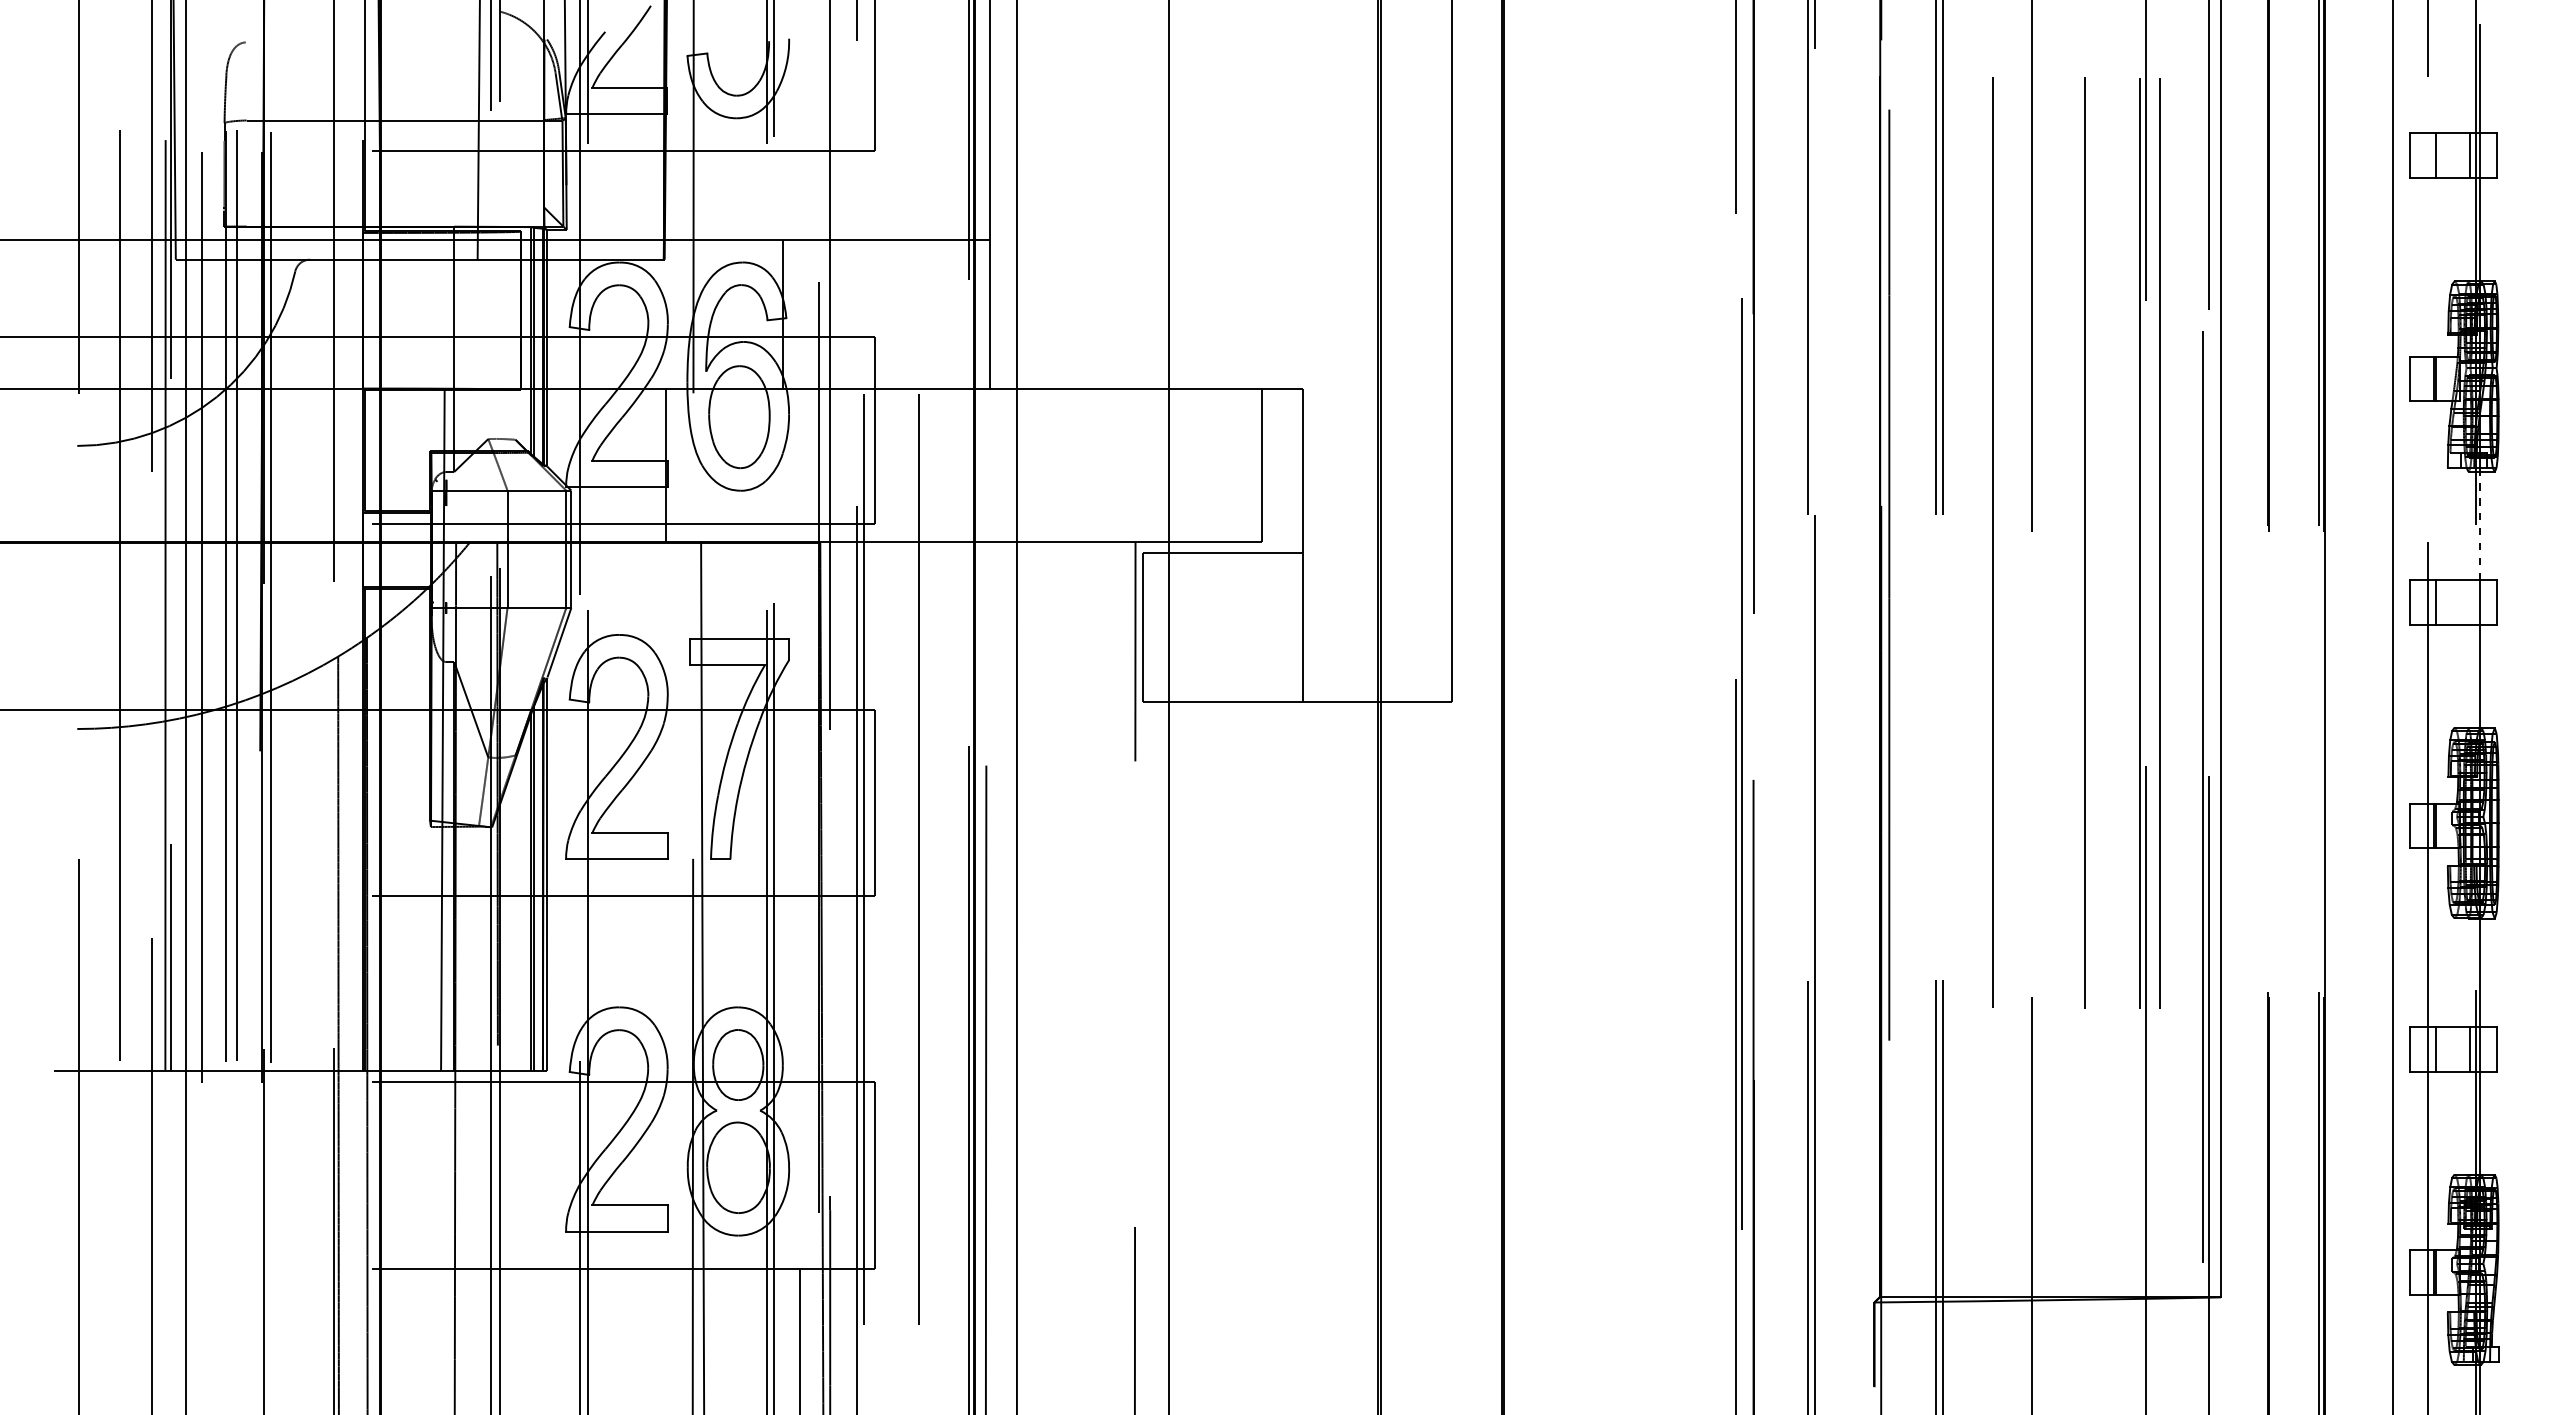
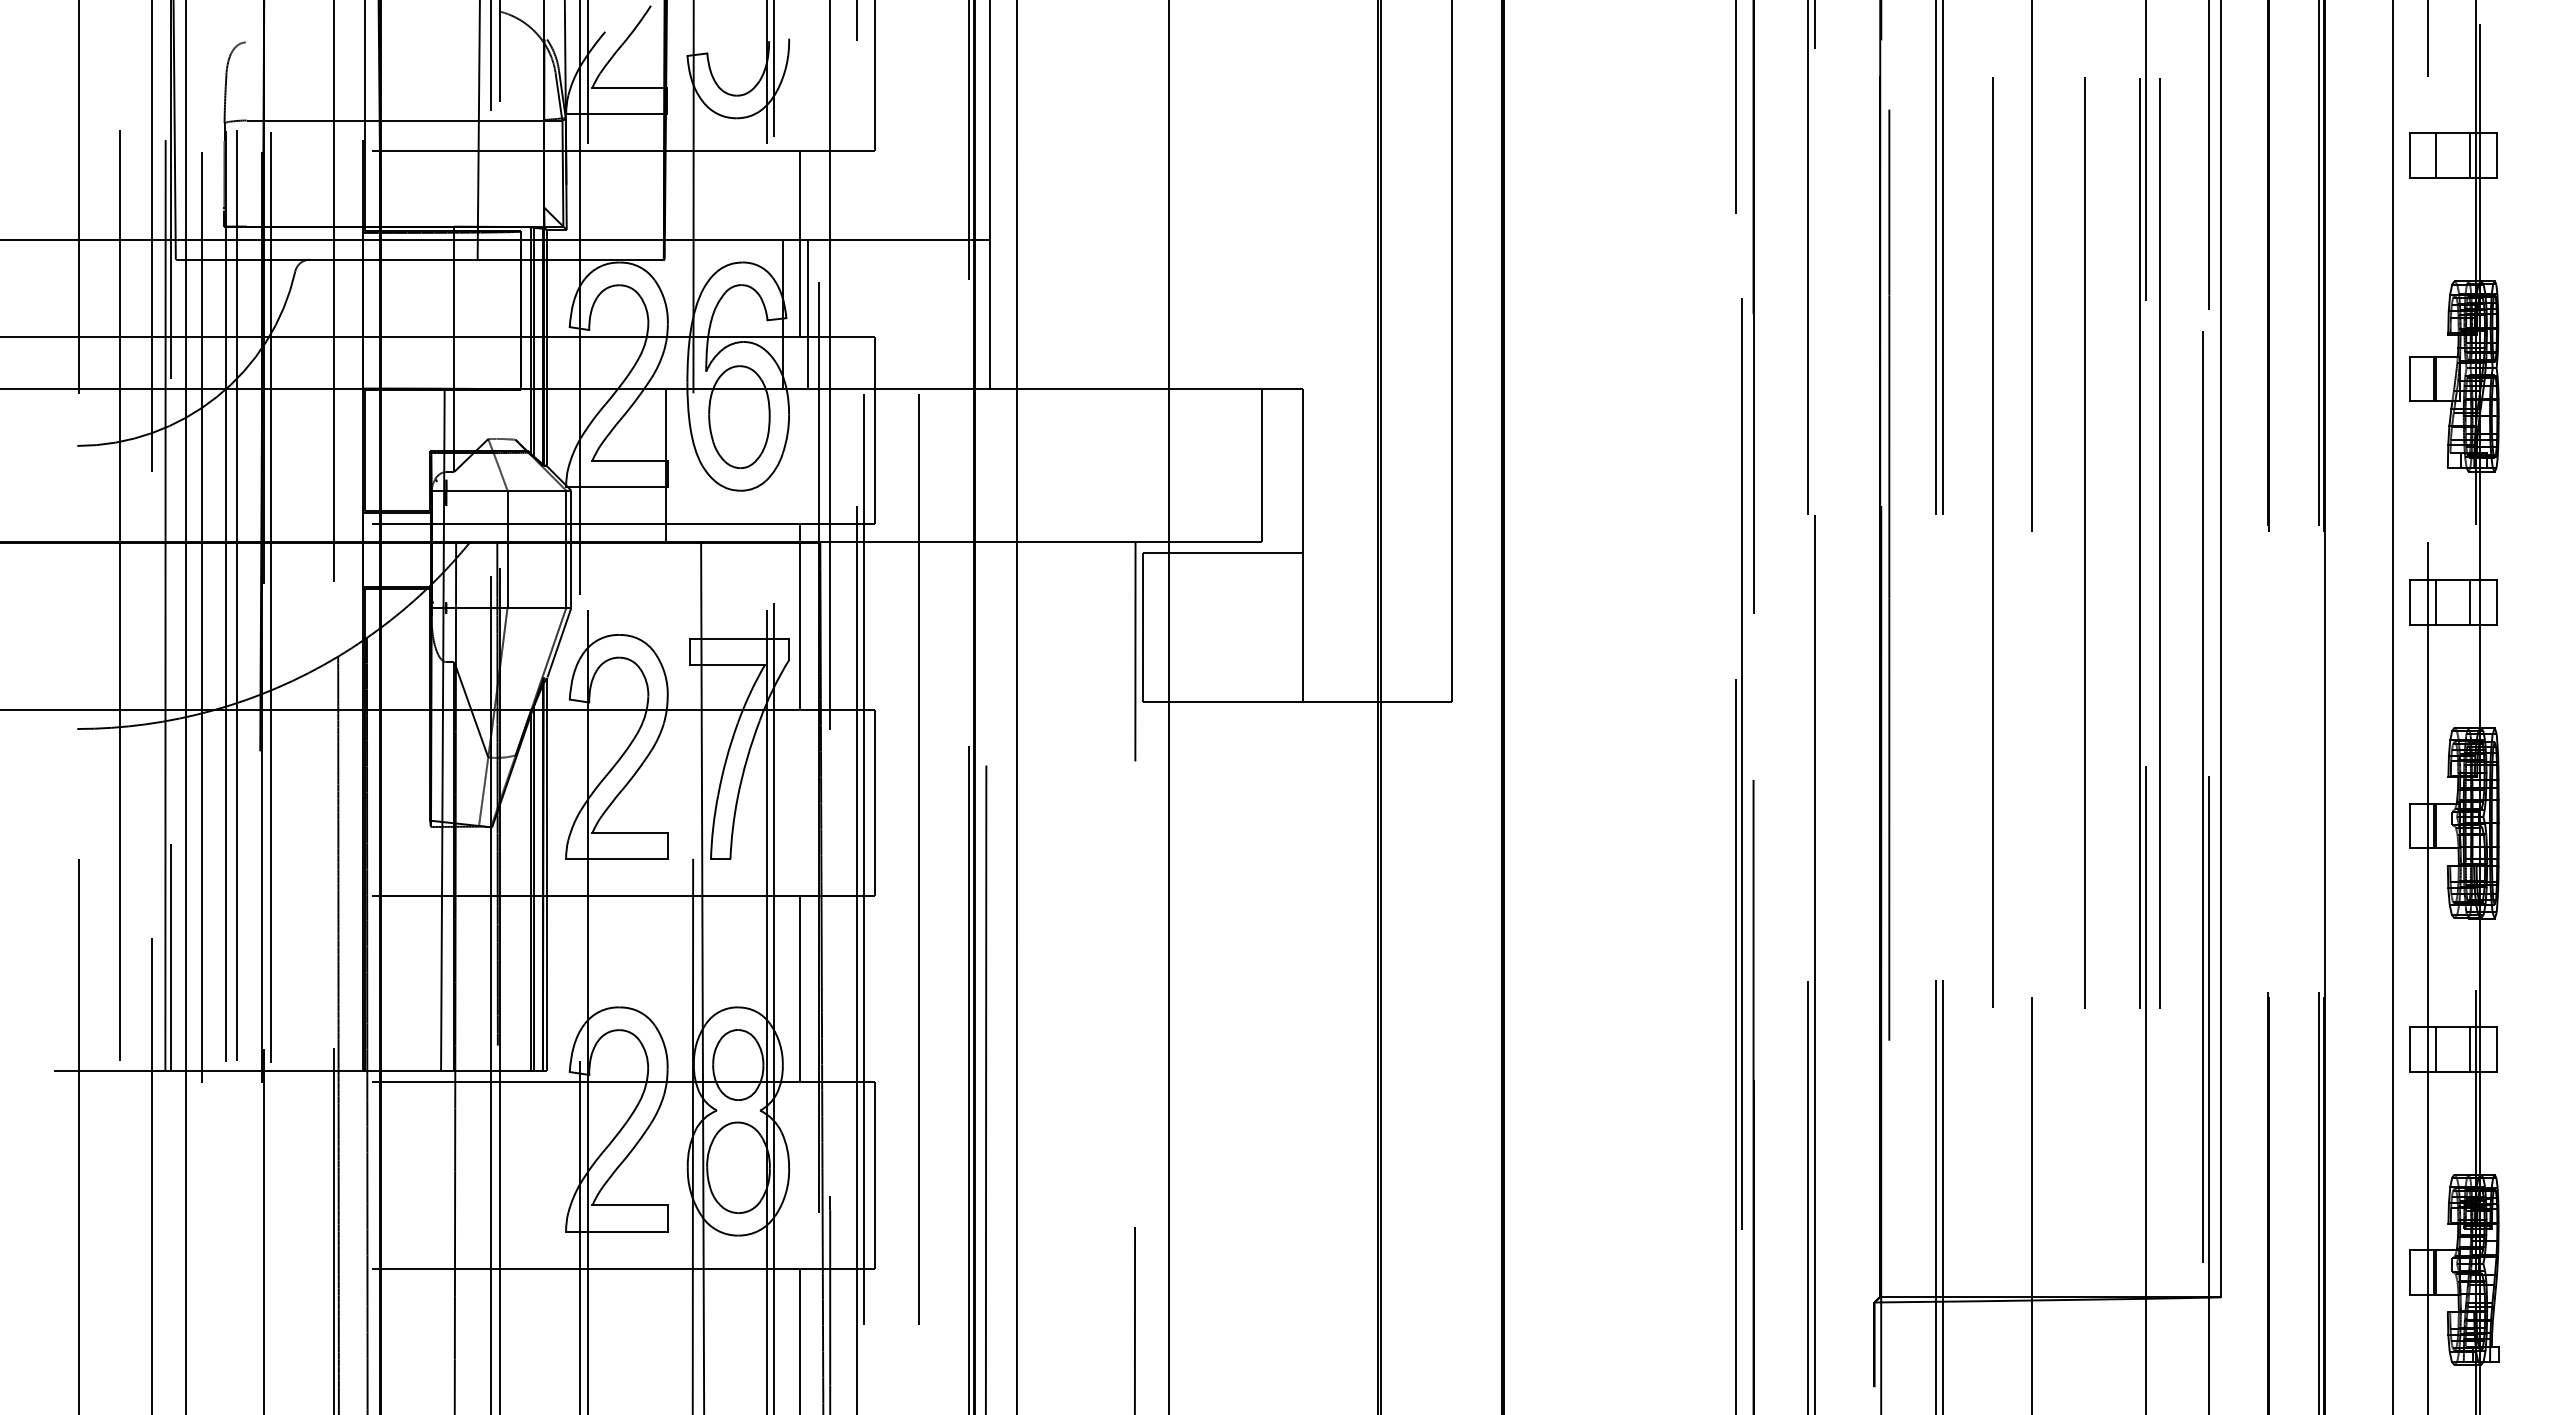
line: none -> present (800, 244)
line: none -> present (807, 314)
line: dashed -> solid (2480, 525)
line: none -> present (2470, 602)
line: none -> present (800, 616)
line: none -> present (800, 989)
